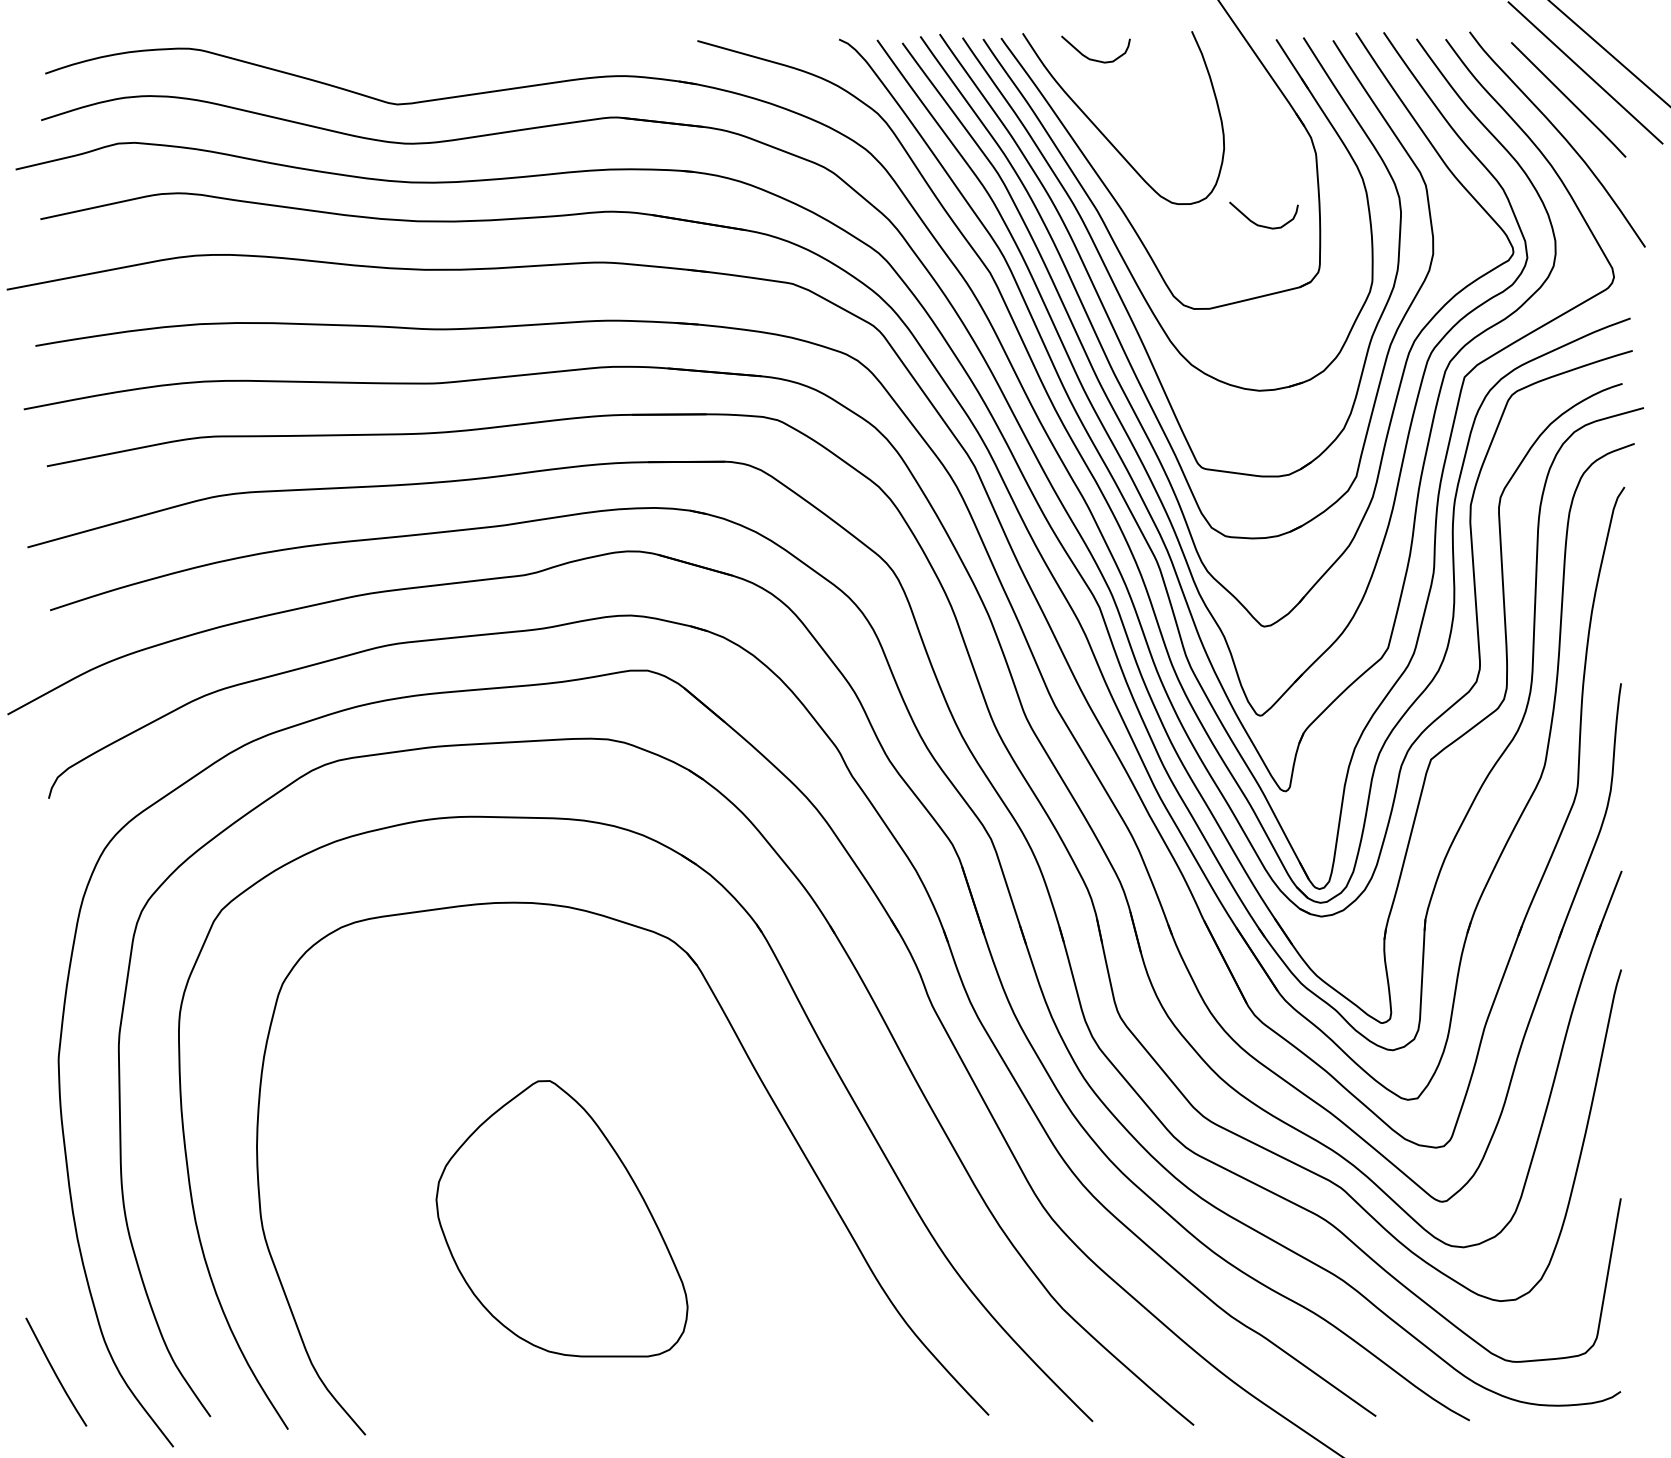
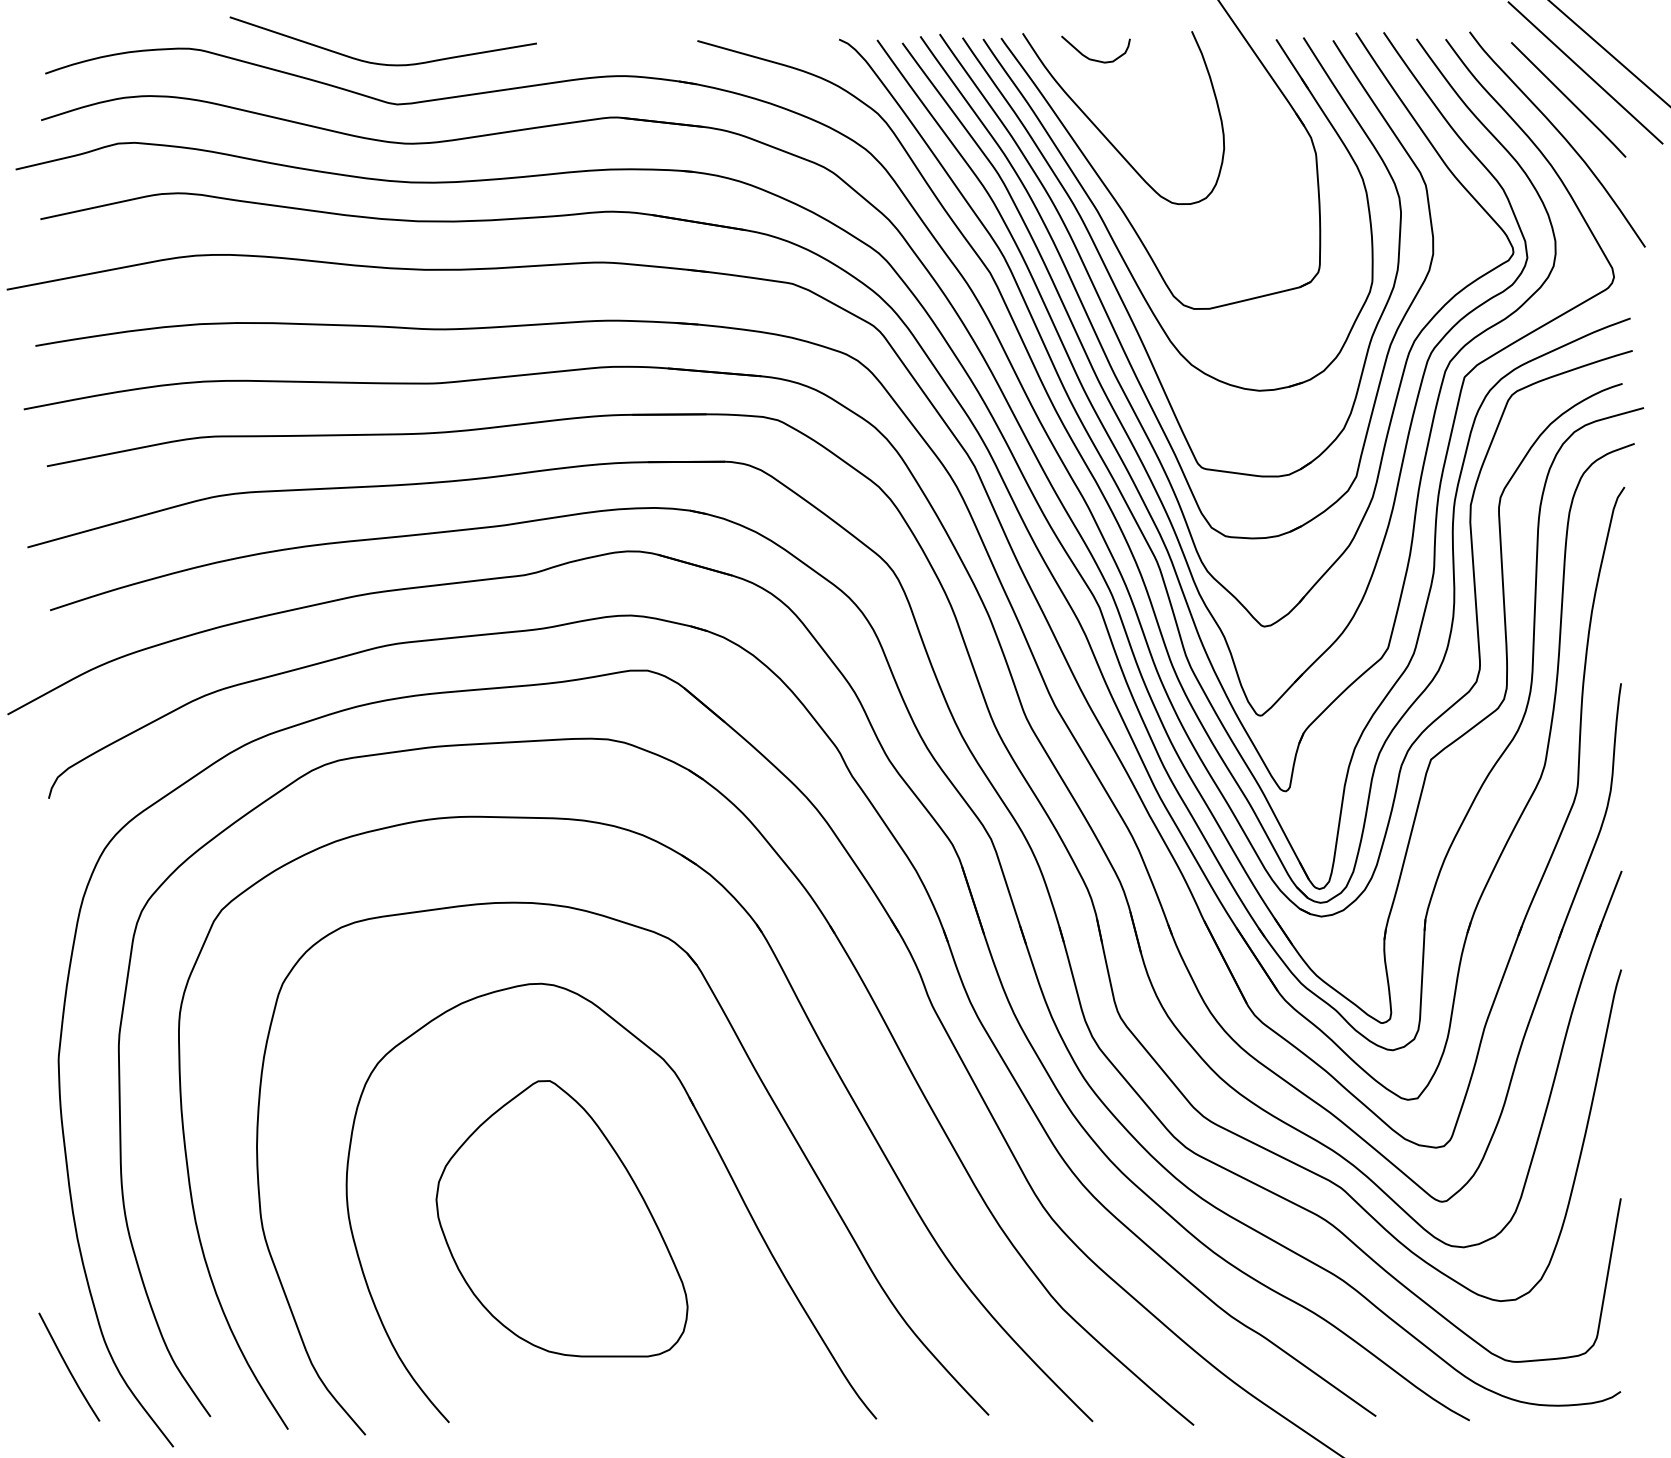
curve: none -> present (376, 62)
curve: present -> none (1259, 224)
part: none -> present (713, 1145)
curve position: (55, 1371) -> (68, 1366) (68, 1366)
